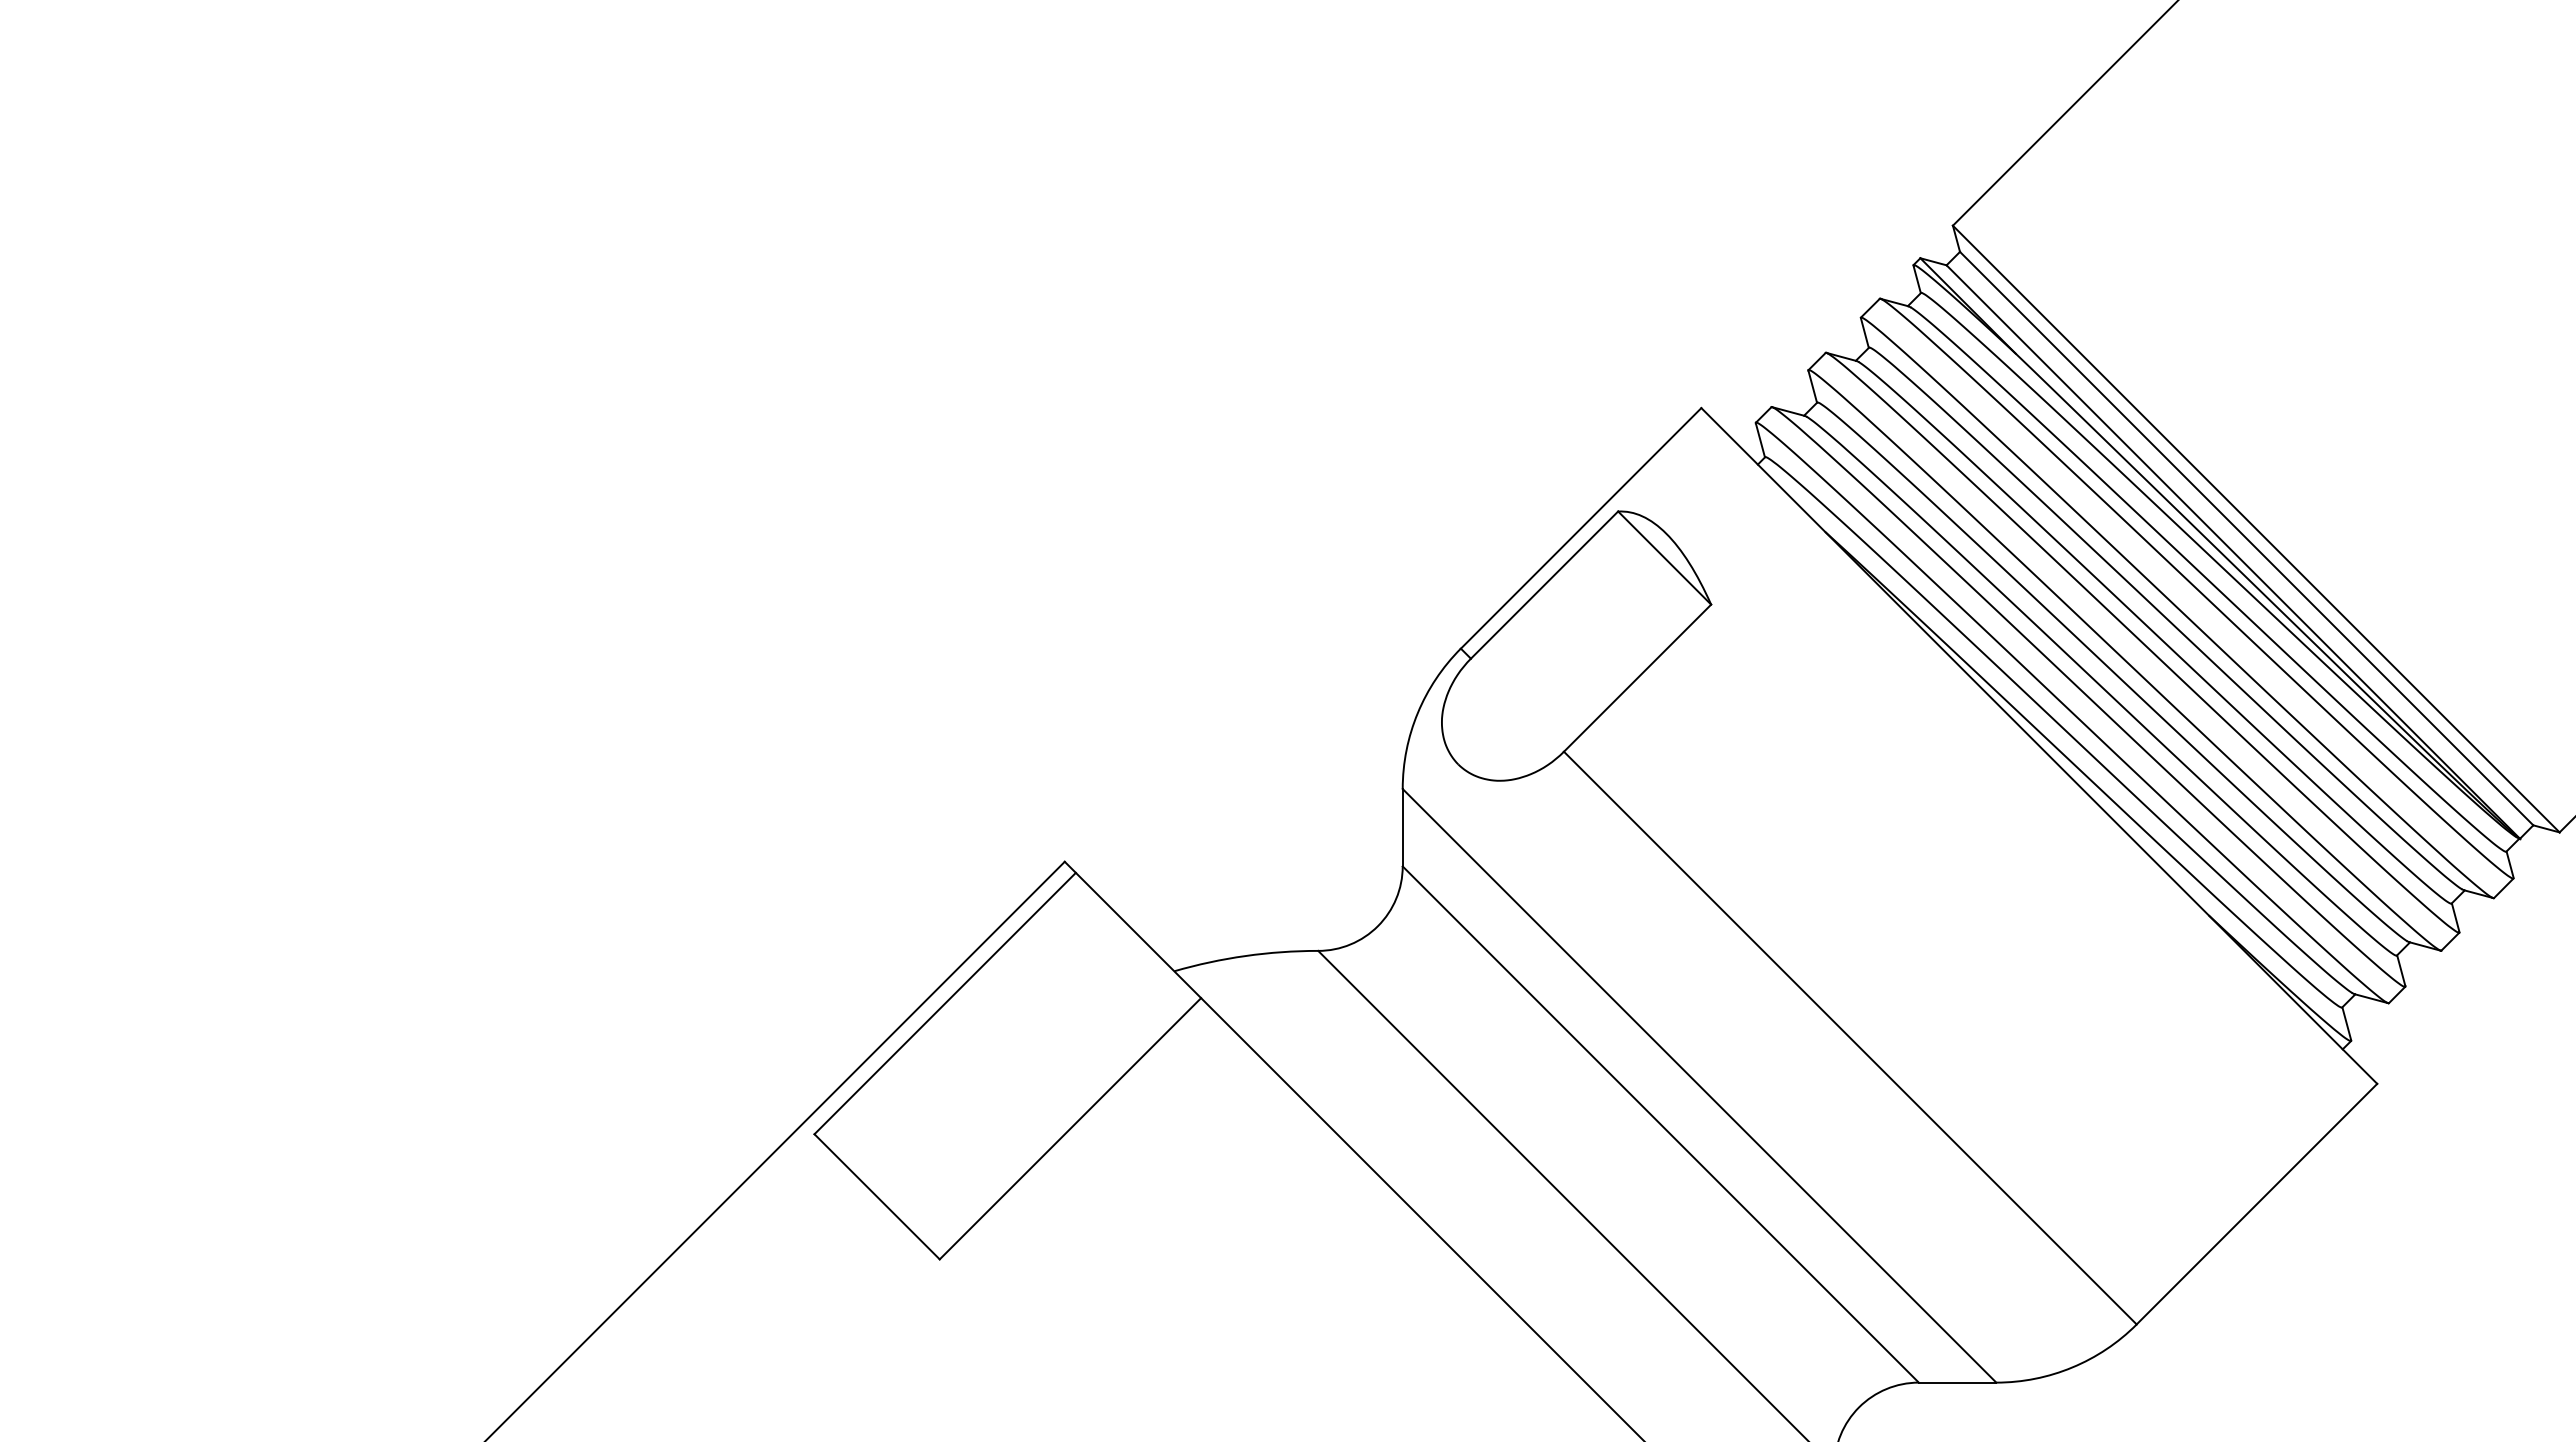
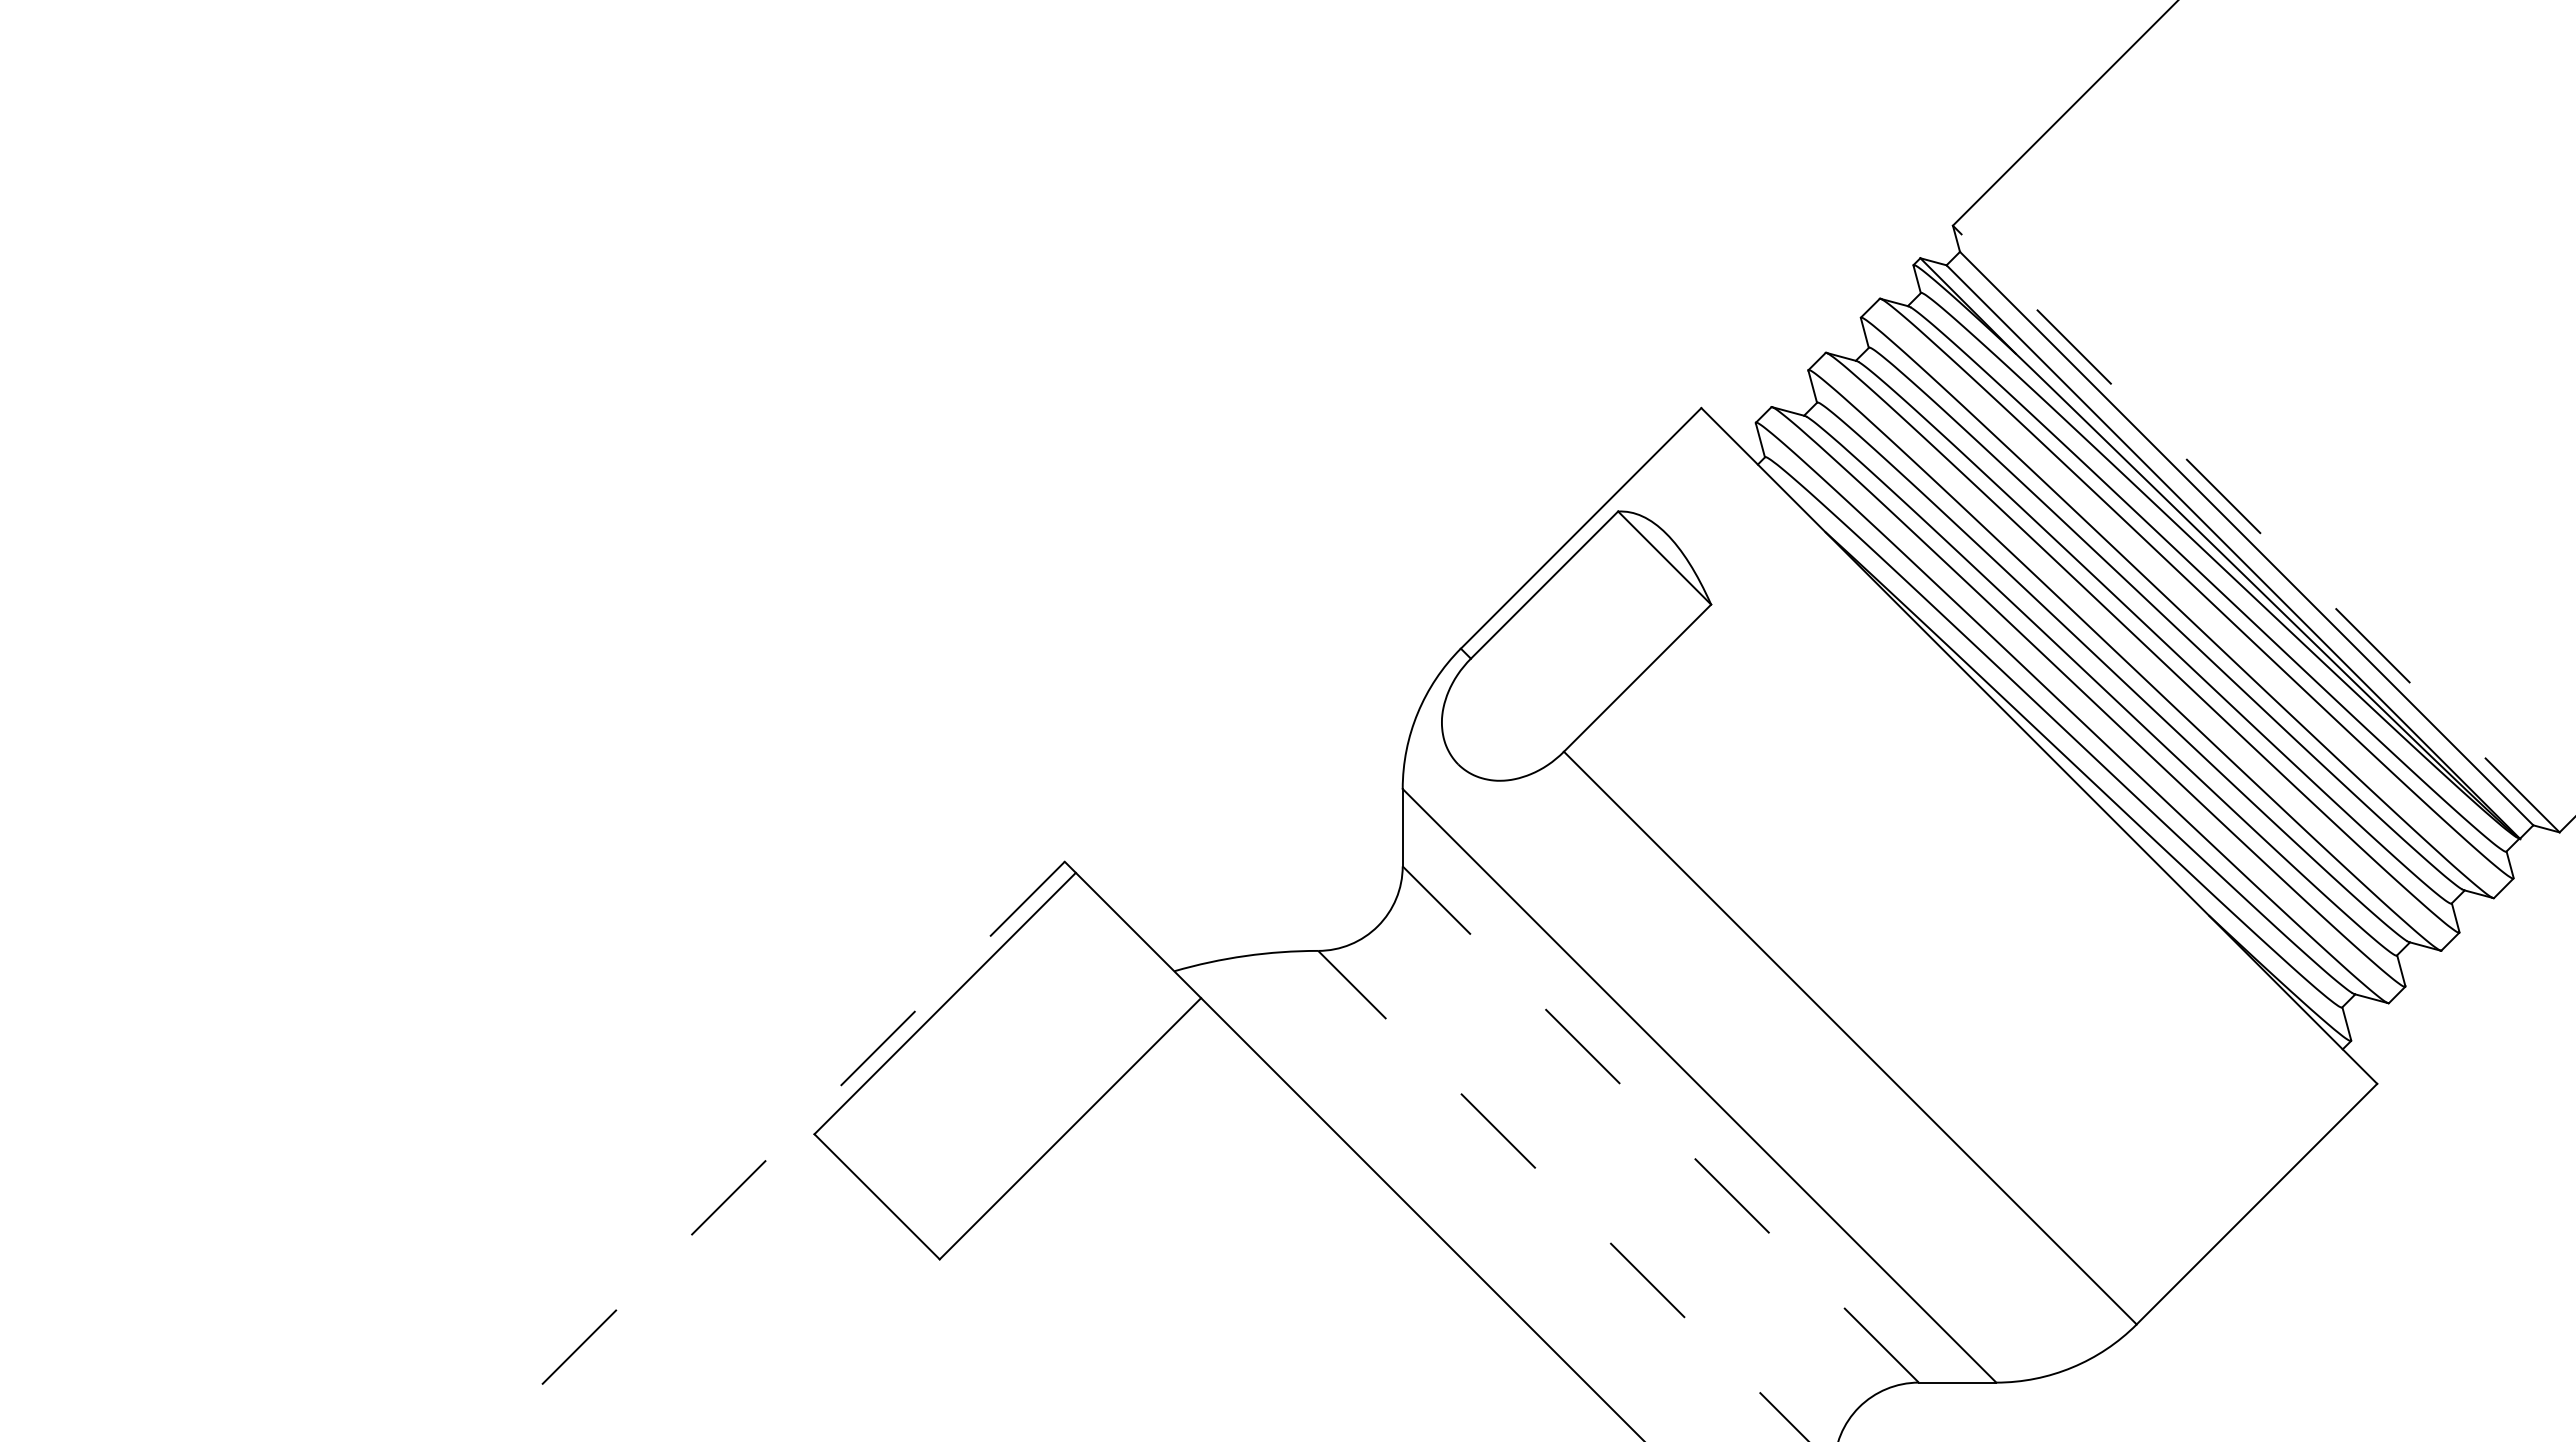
line: solid -> dashed (2255, 528)
line: solid -> dashed (1660, 1124)
line: solid -> dashed (774, 1151)
line: solid -> dashed (1563, 1196)
